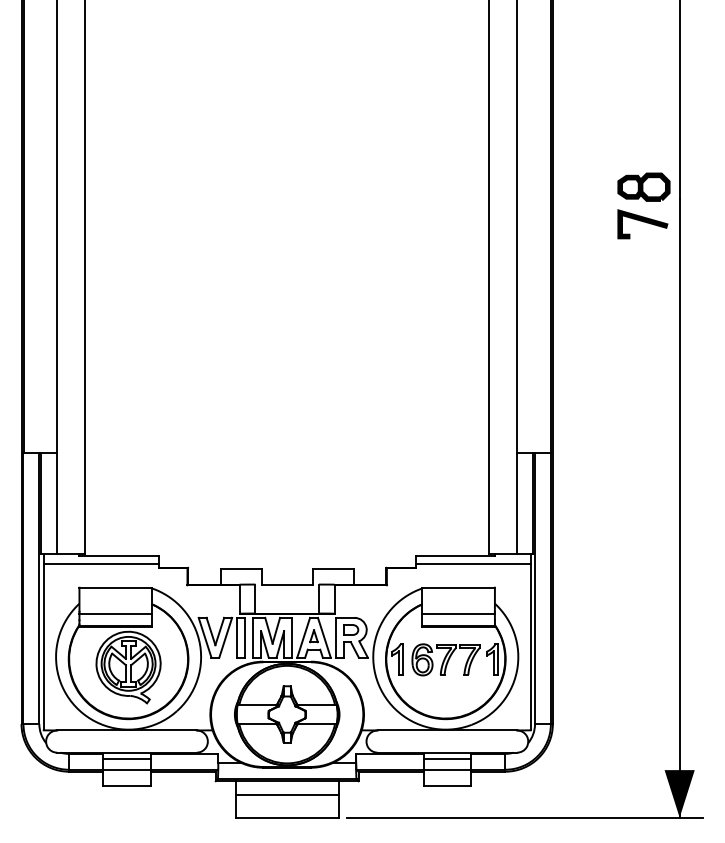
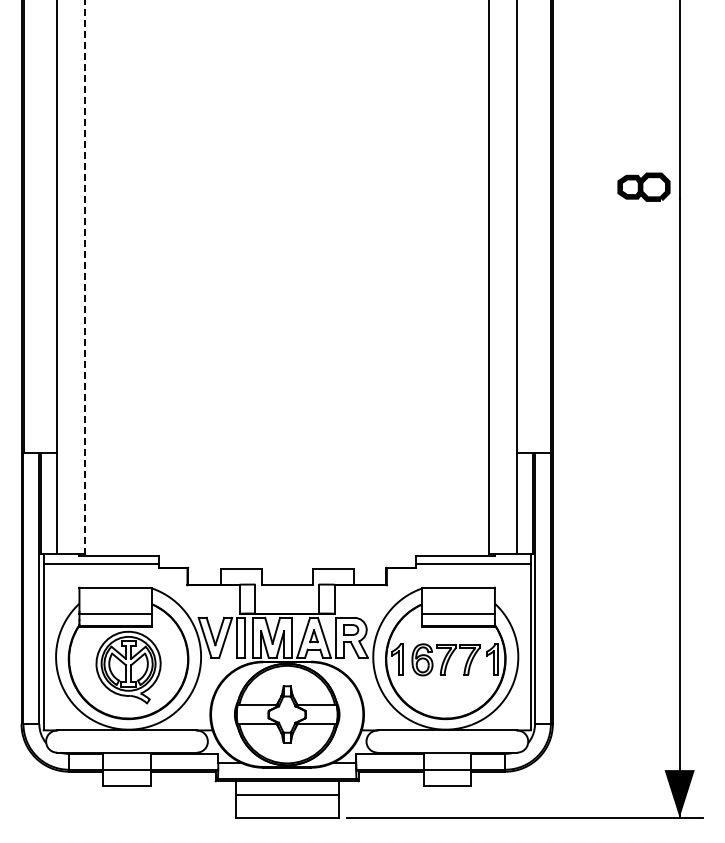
line: present -> none (643, 222)
line: solid -> dashed (84, 277)
line: present -> none (126, 758)
line: present -> none (447, 758)
